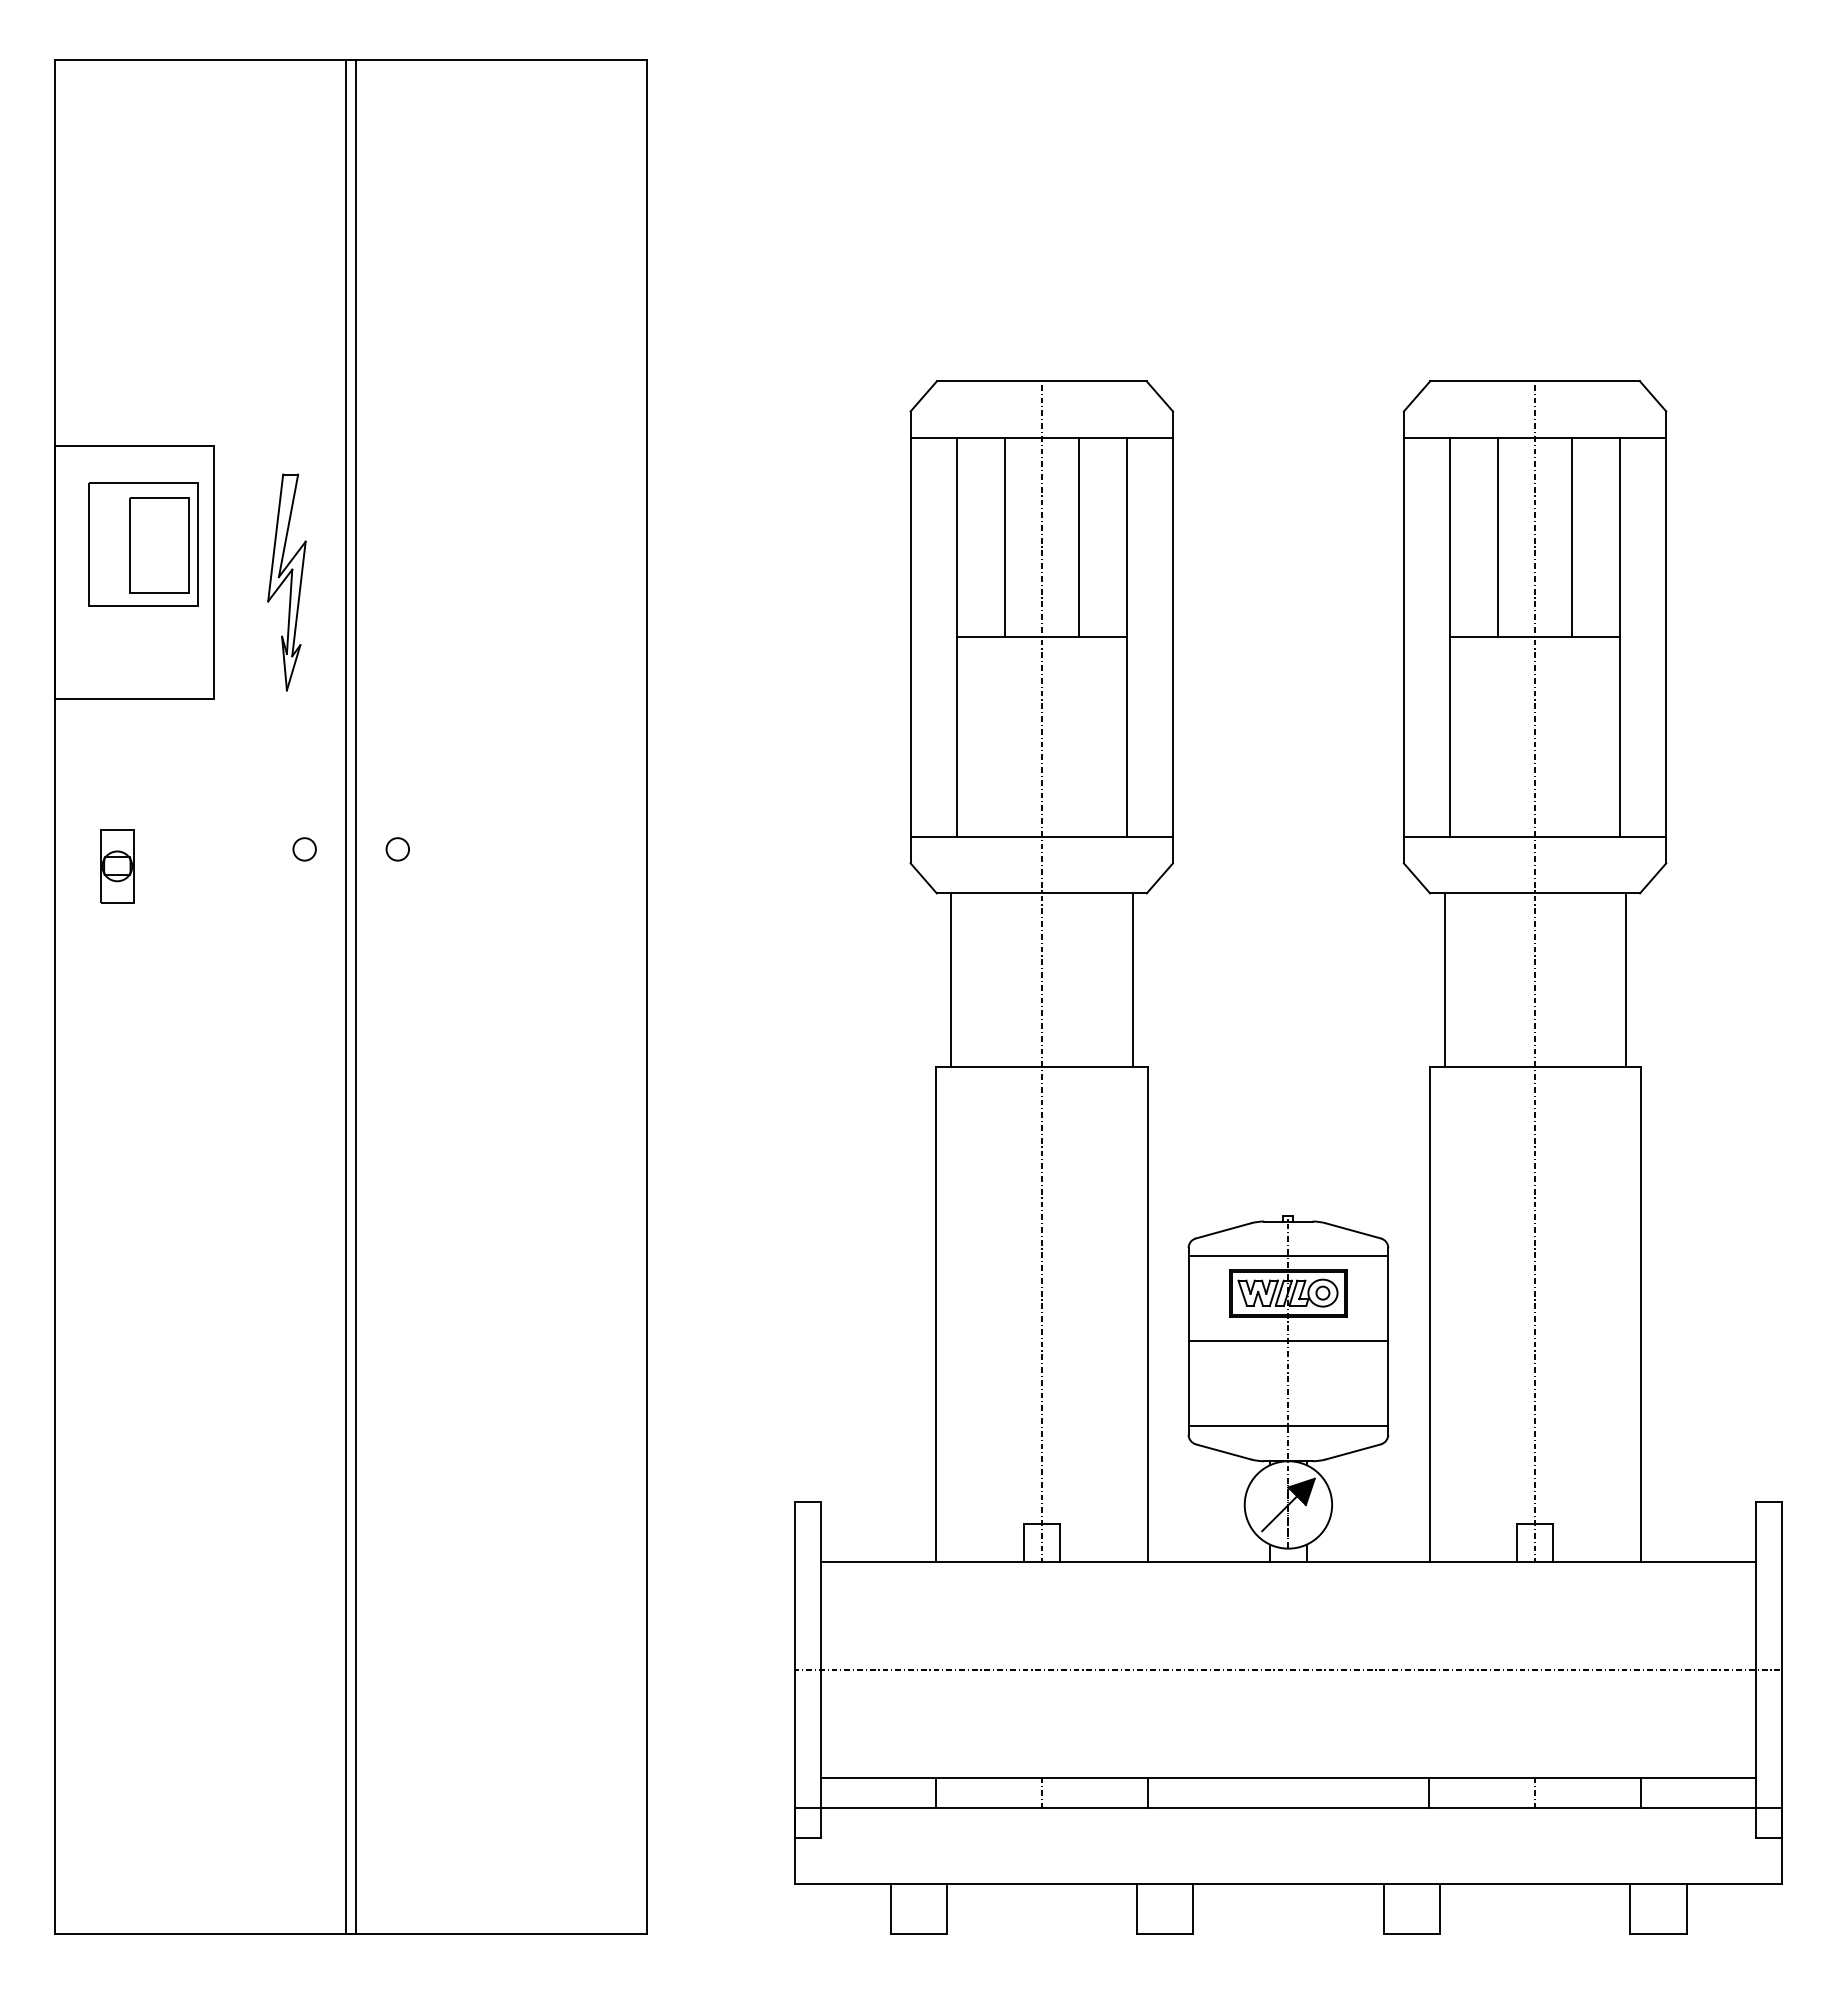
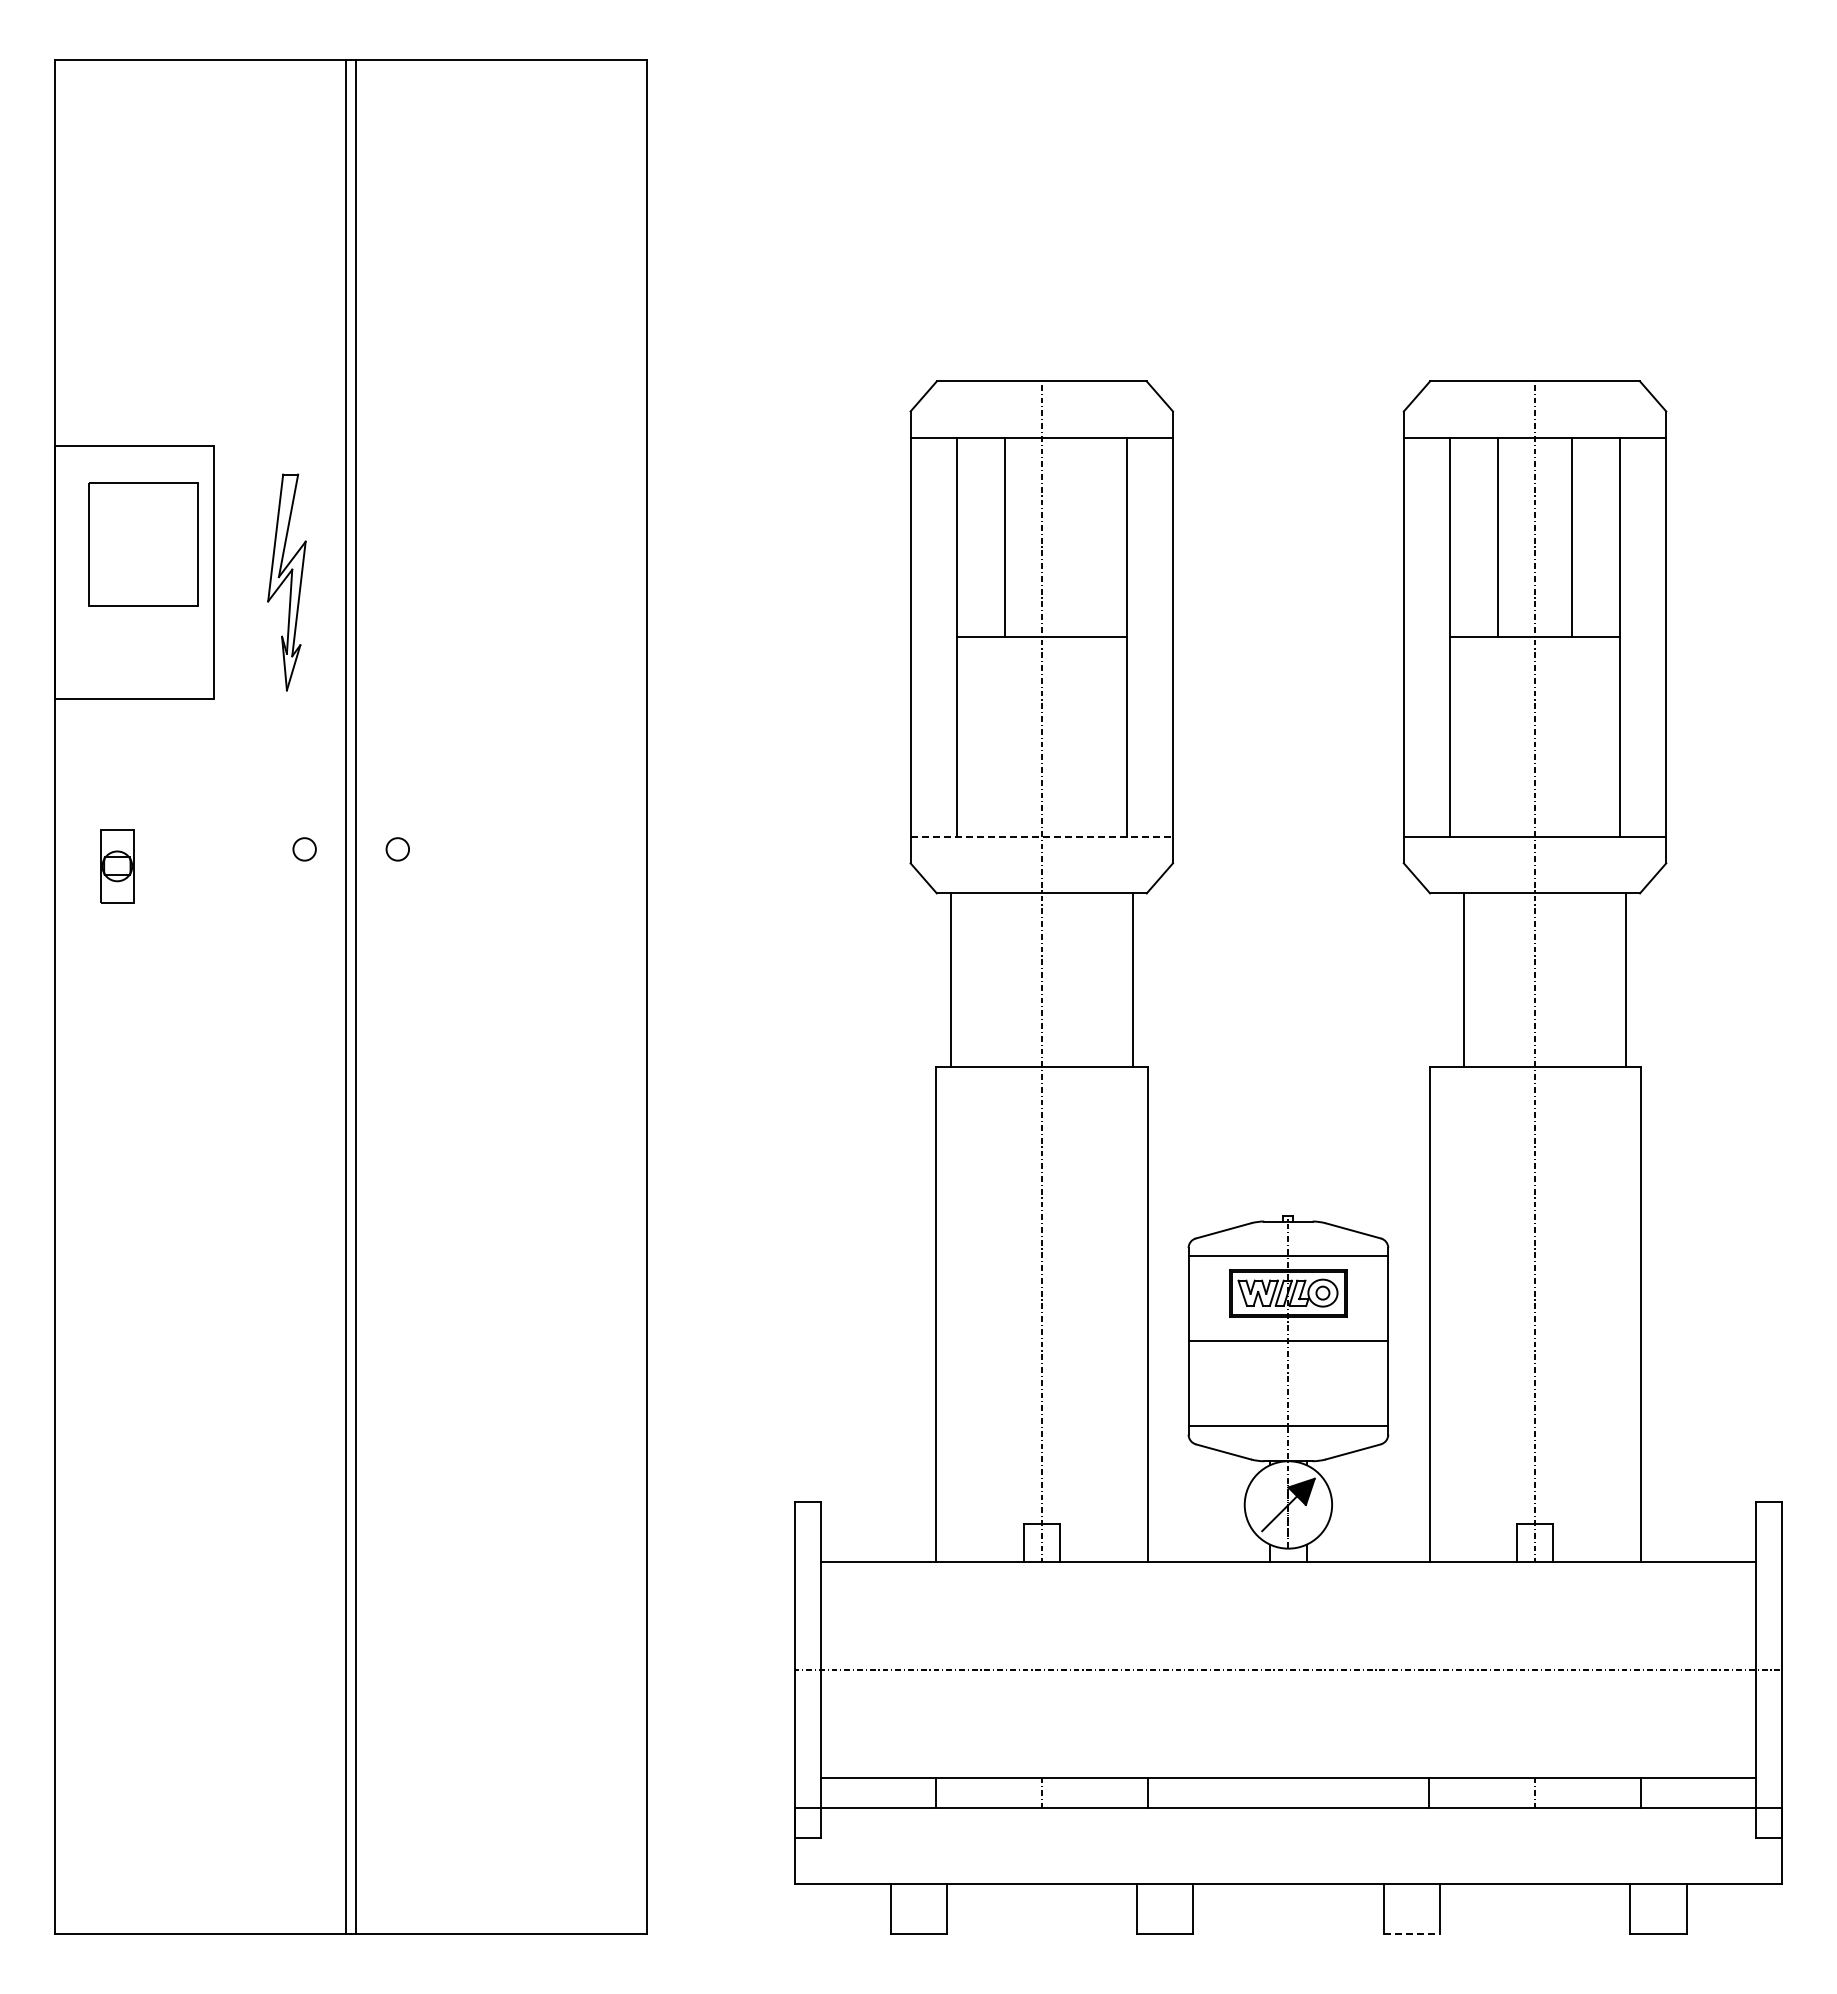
line: present -> none (1079, 537)
part: present -> none (159, 545)
line: solid -> dashed (1042, 837)
line position: (1444, 980) -> (1463, 980) (1463, 980)
line: solid -> dashed (1412, 1934)
